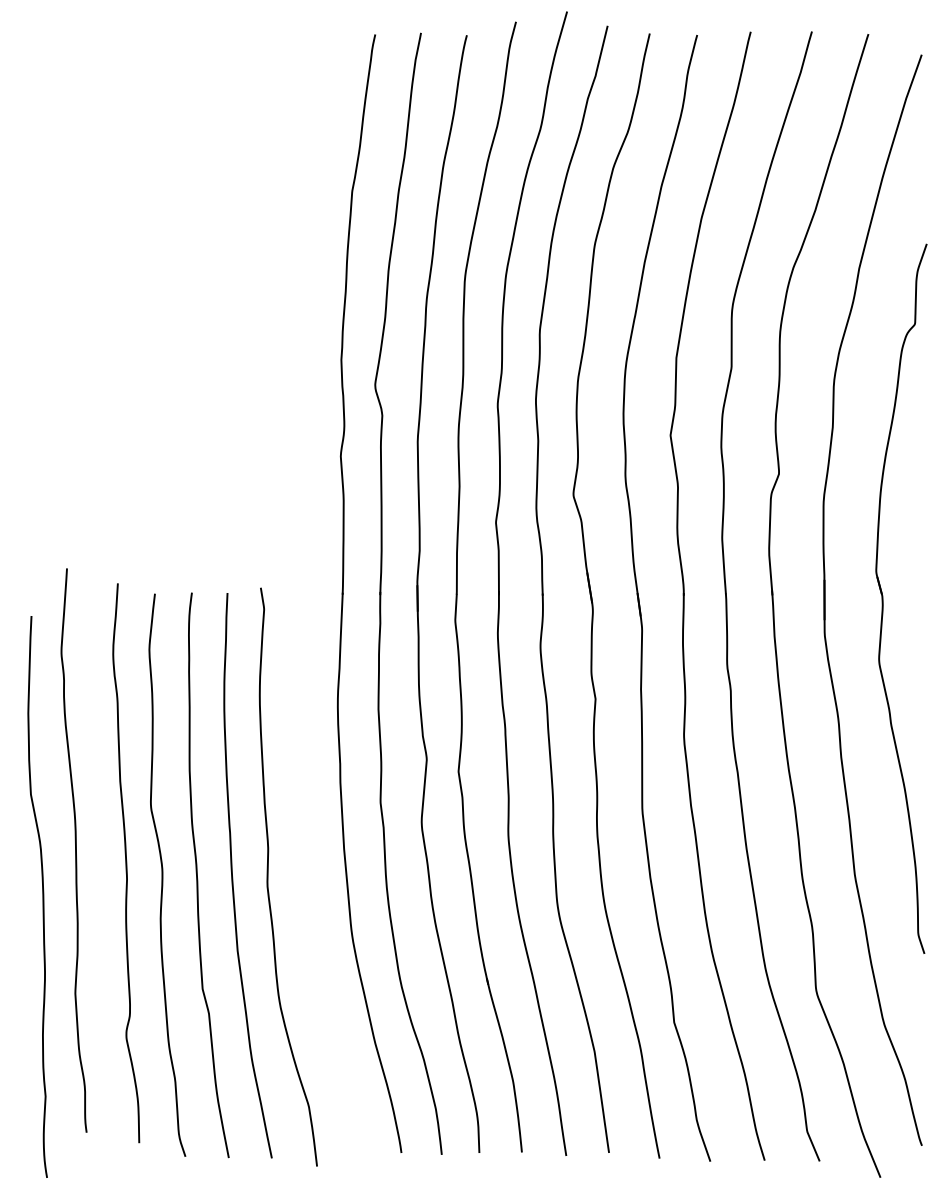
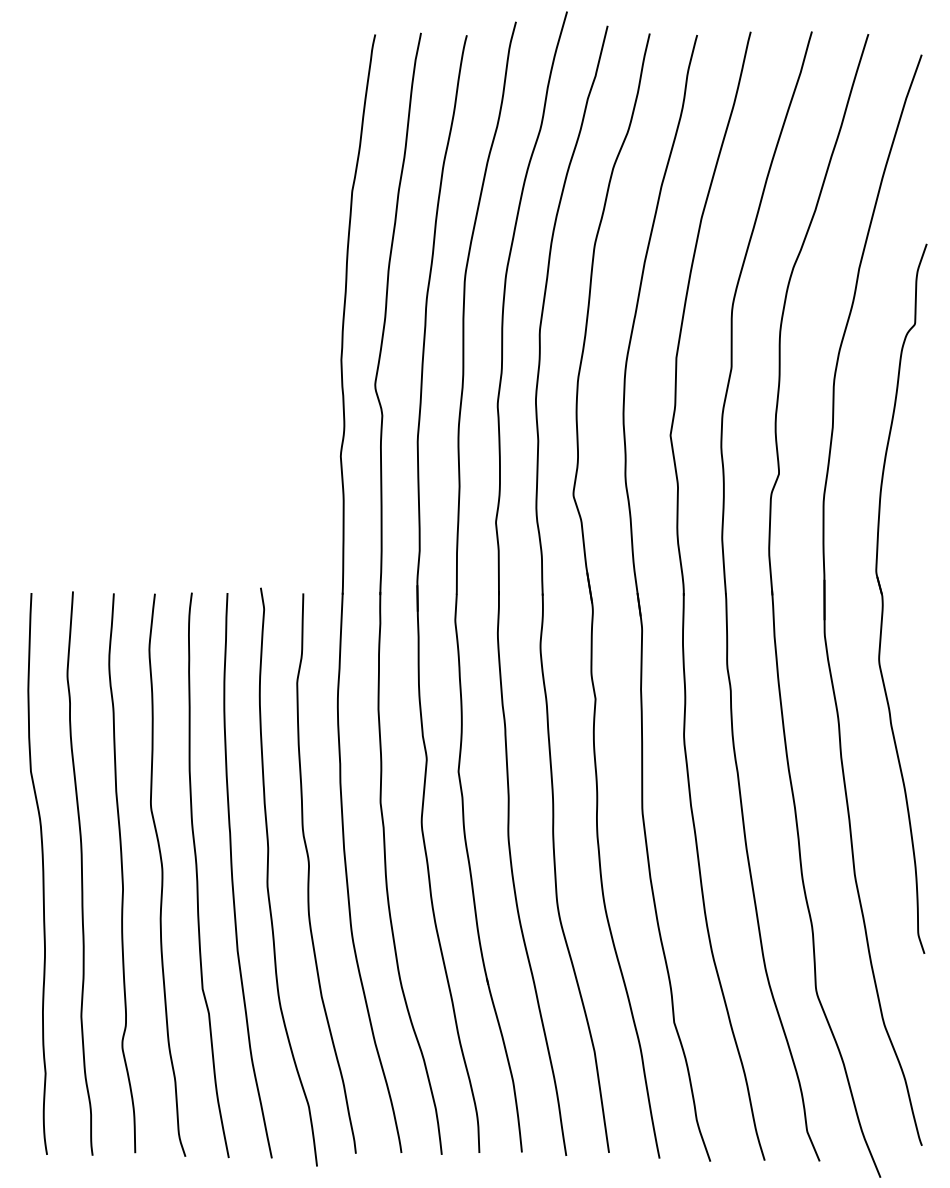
curve position: (75, 850) -> (81, 873) (81, 873)
curve position: (126, 863) -> (122, 873) (122, 873)
curve: none -> present (309, 873)
curve position: (42, 896) -> (42, 873) (42, 873)
